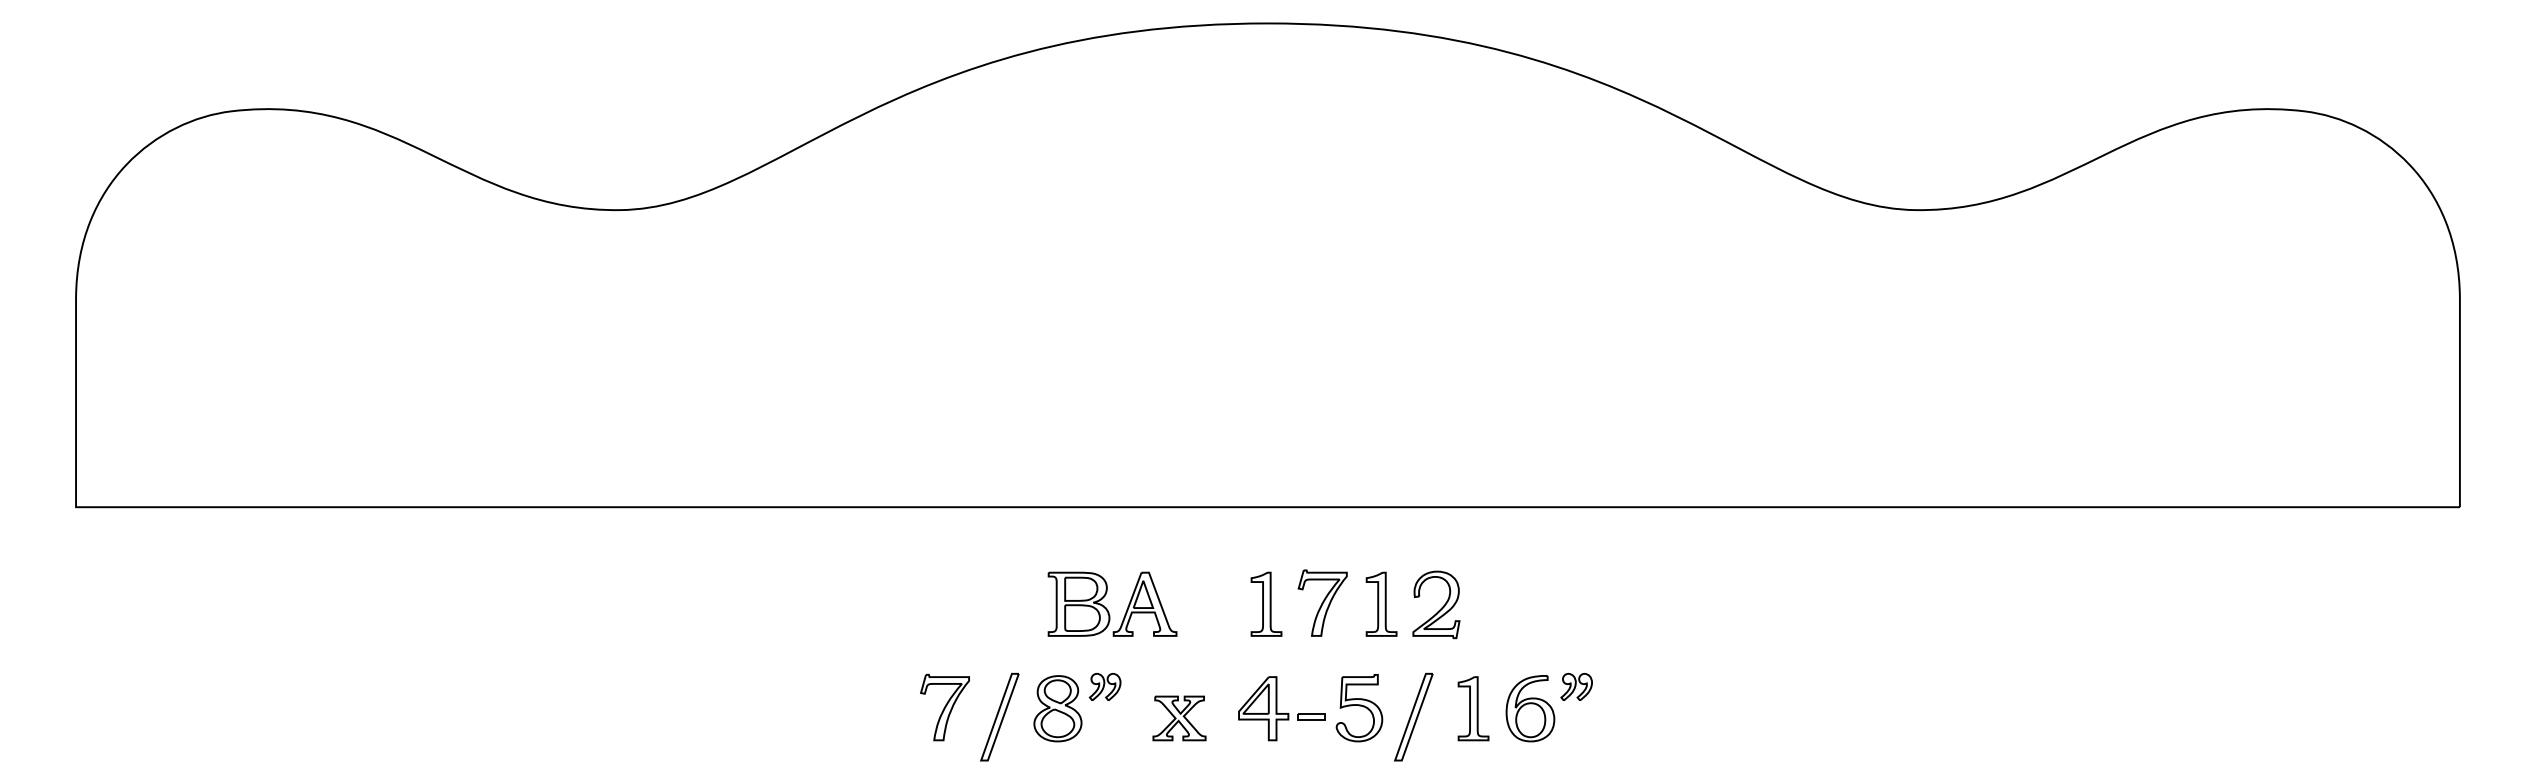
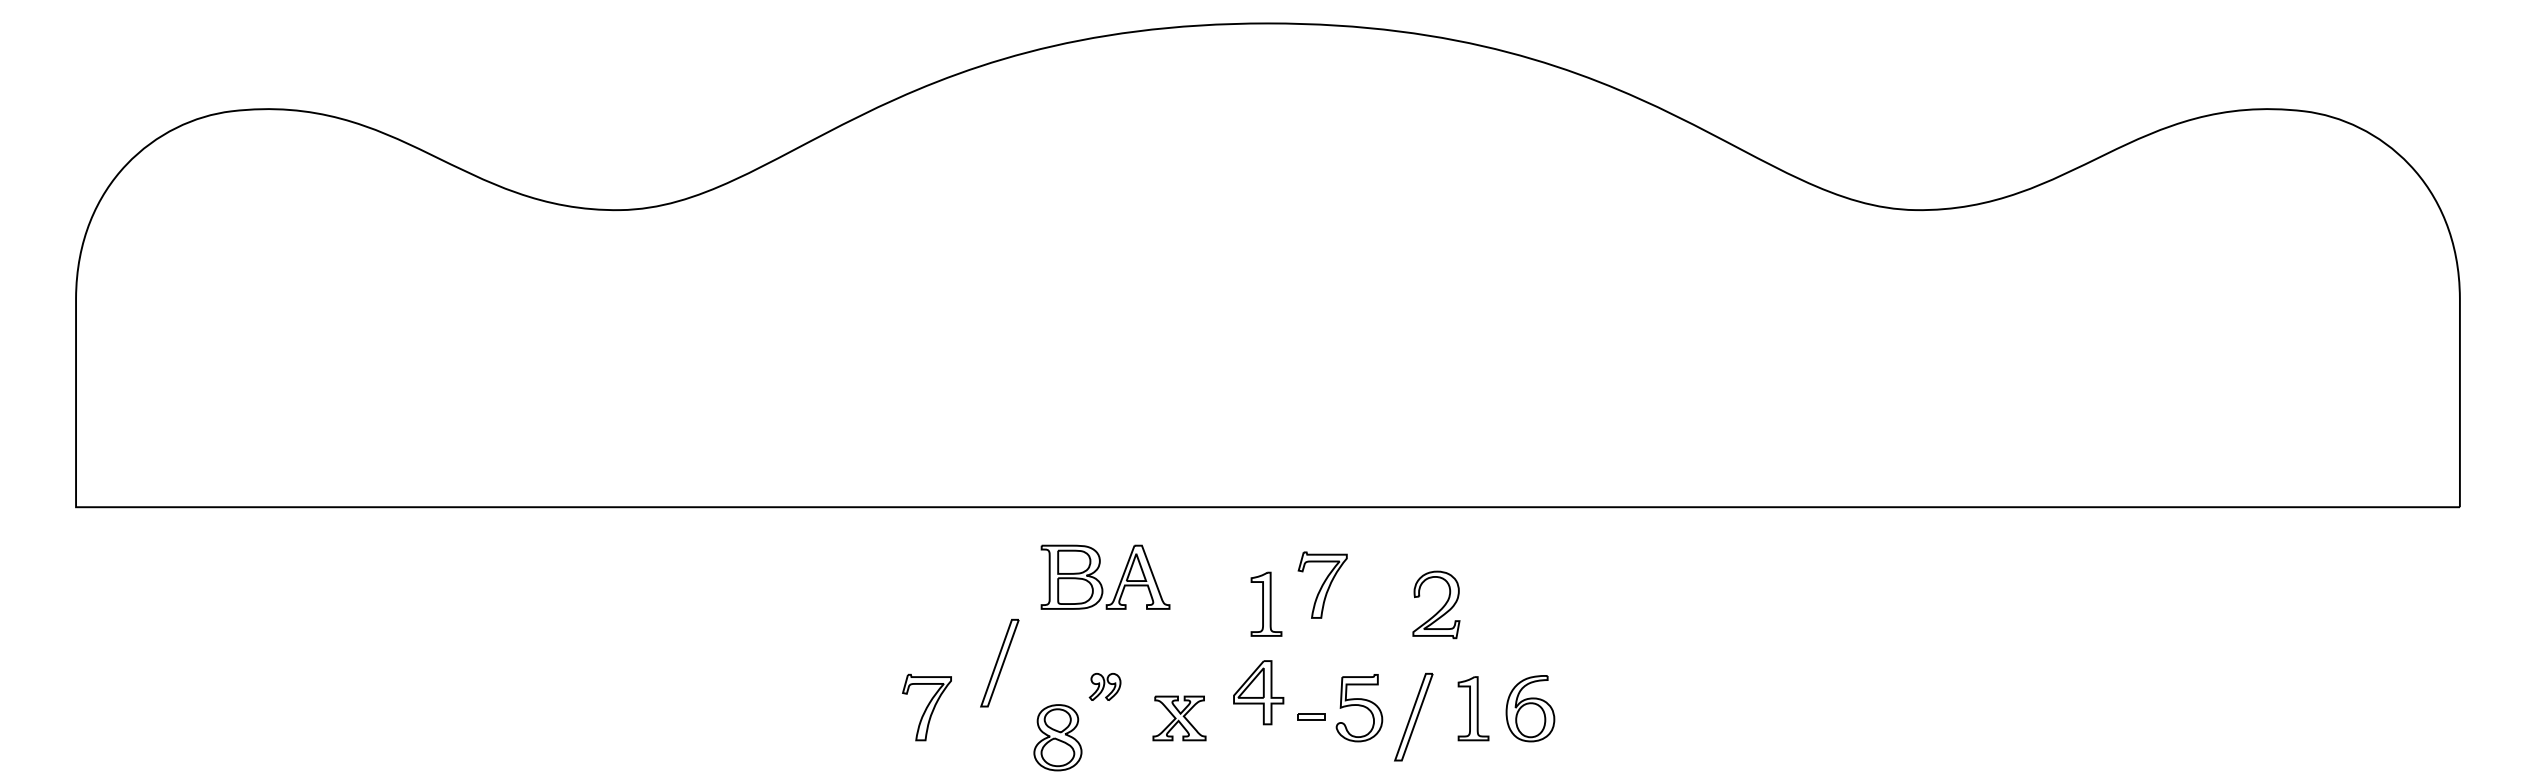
part position: (1322, 602) -> (1322, 584) (1322, 584)
part: present -> none (1381, 603)
part position: (1107, 608) -> (1100, 581) (1100, 581)
part: present -> none (1576, 686)
part position: (944, 707) -> (926, 707) (926, 707)
part position: (1057, 708) -> (1057, 737) (1057, 737)
part position: (1263, 708) -> (1258, 692) (1258, 692)
part position: (999, 716) -> (999, 662) (999, 662)
